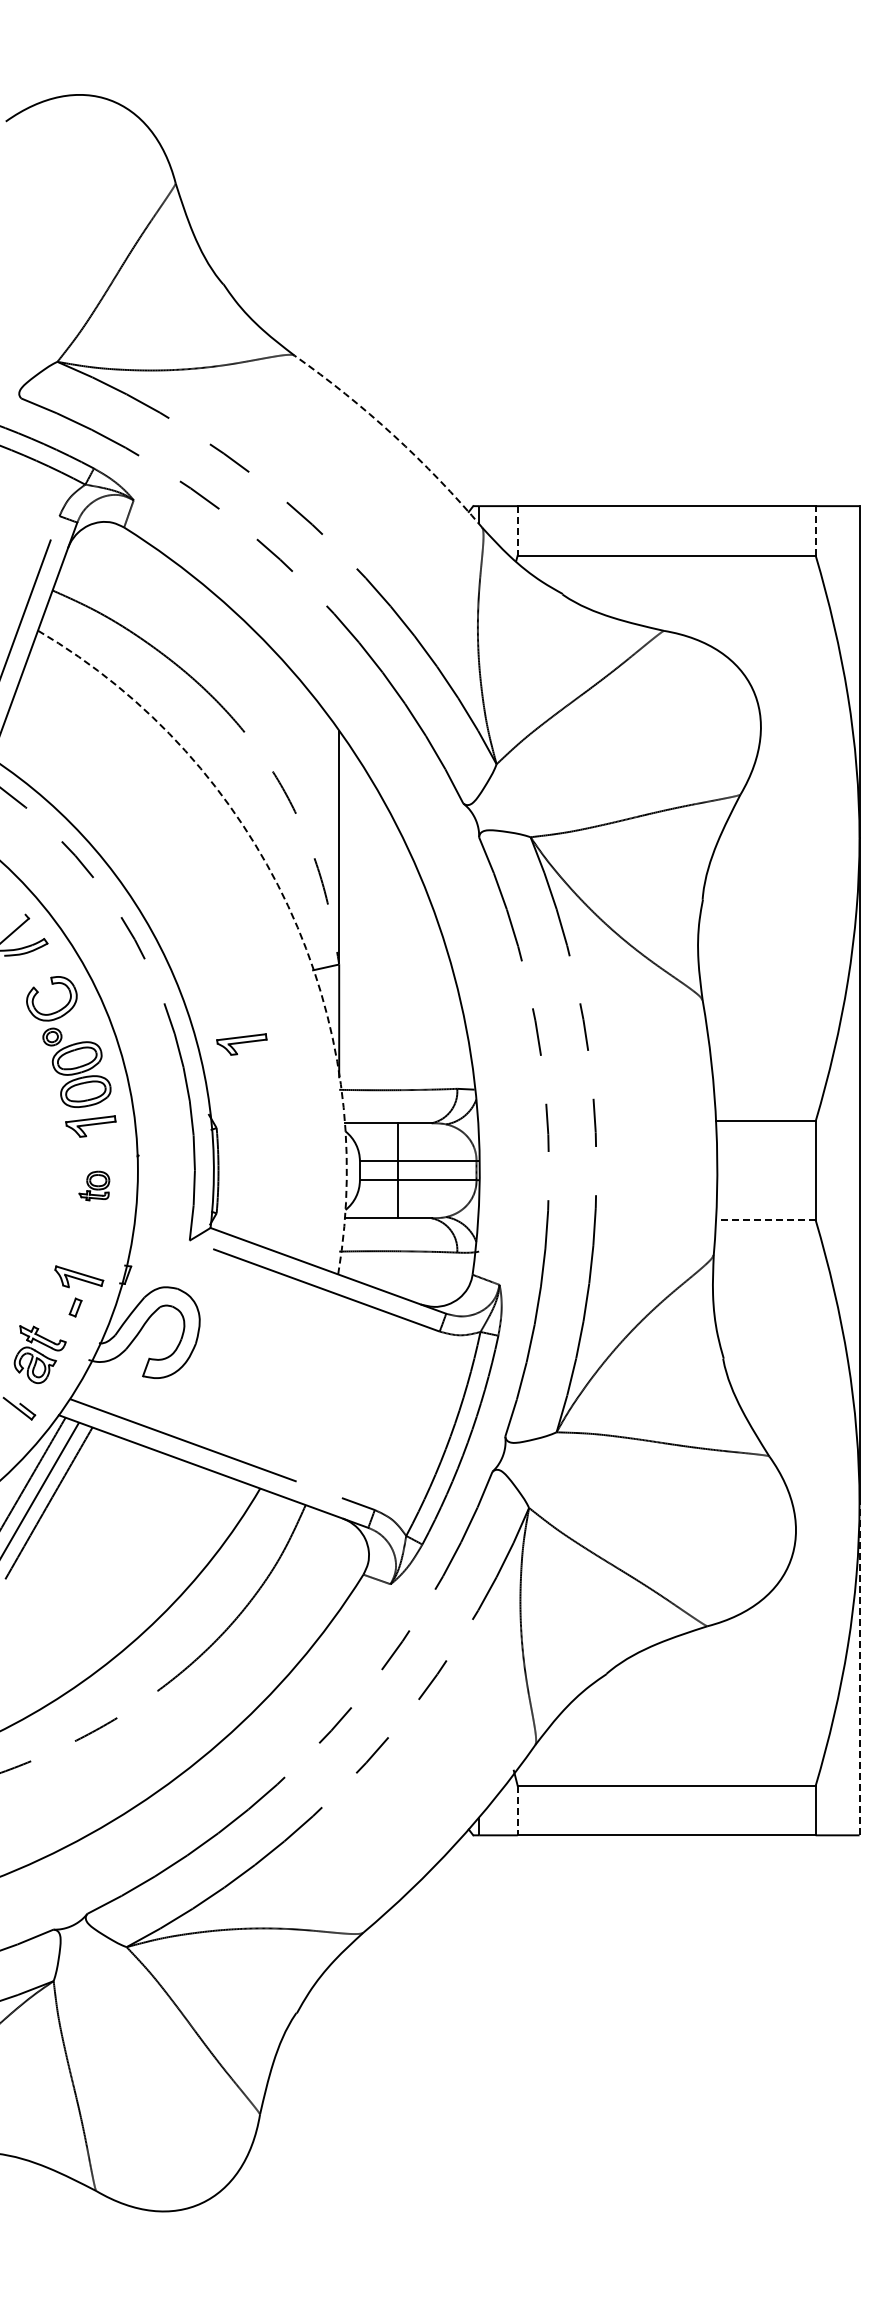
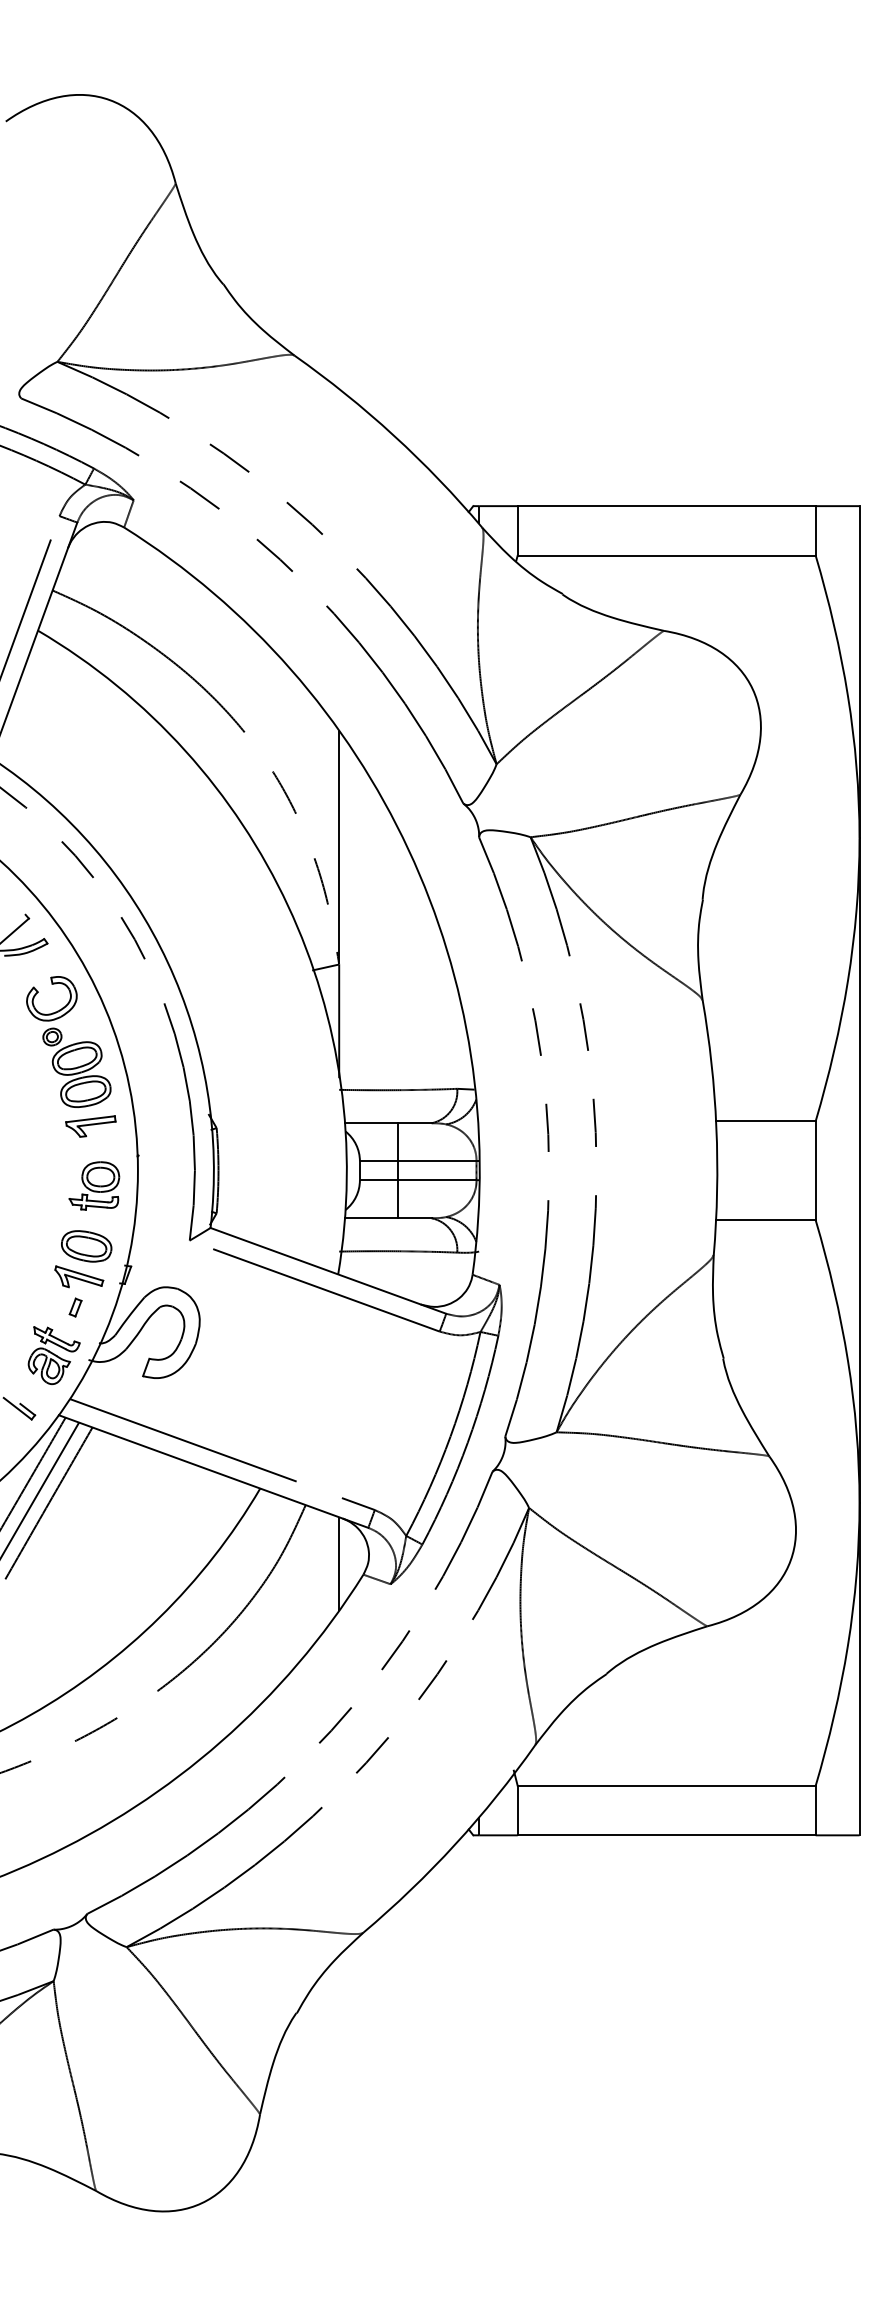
arc: dashed -> solid (393, 435)
line: dashed -> solid (517, 530)
line: dashed -> solid (815, 530)
arc: dashed -> solid (288, 905)
part: present -> none (241, 1044)
part size: 33x32 px -> 53x50 px (94, 1185)
line: dashed -> solid (765, 1220)
part: none -> present (86, 1246)
part position: (39, 1354) -> (53, 1355) (53, 1355)
line: none -> present (339, 1563)
line: dashed -> solid (859, 1668)
line: dashed -> solid (517, 1810)
